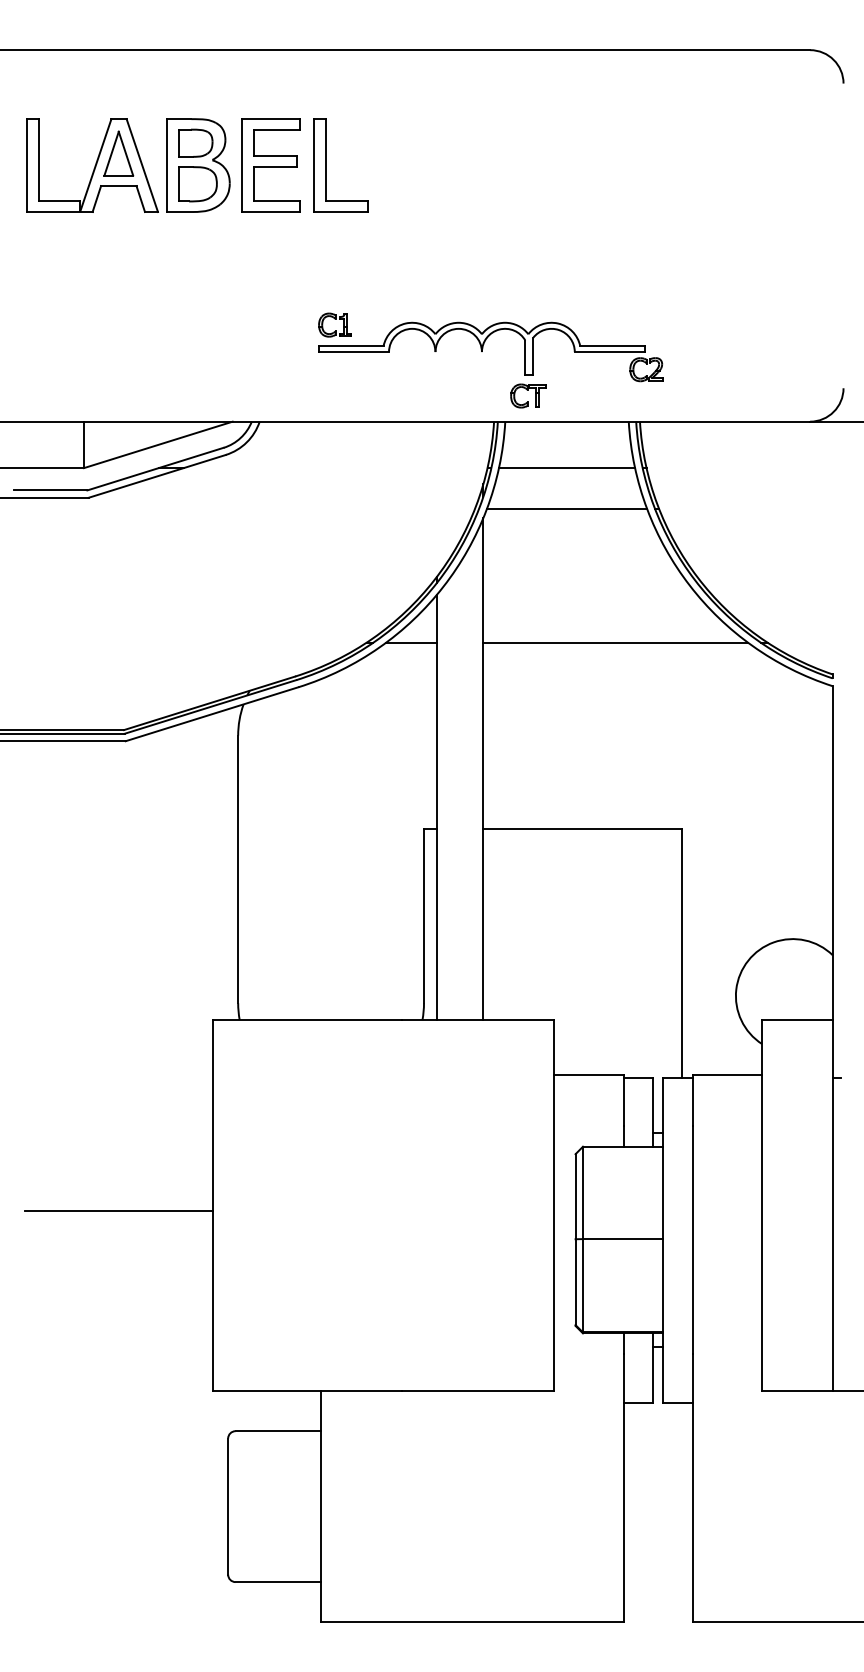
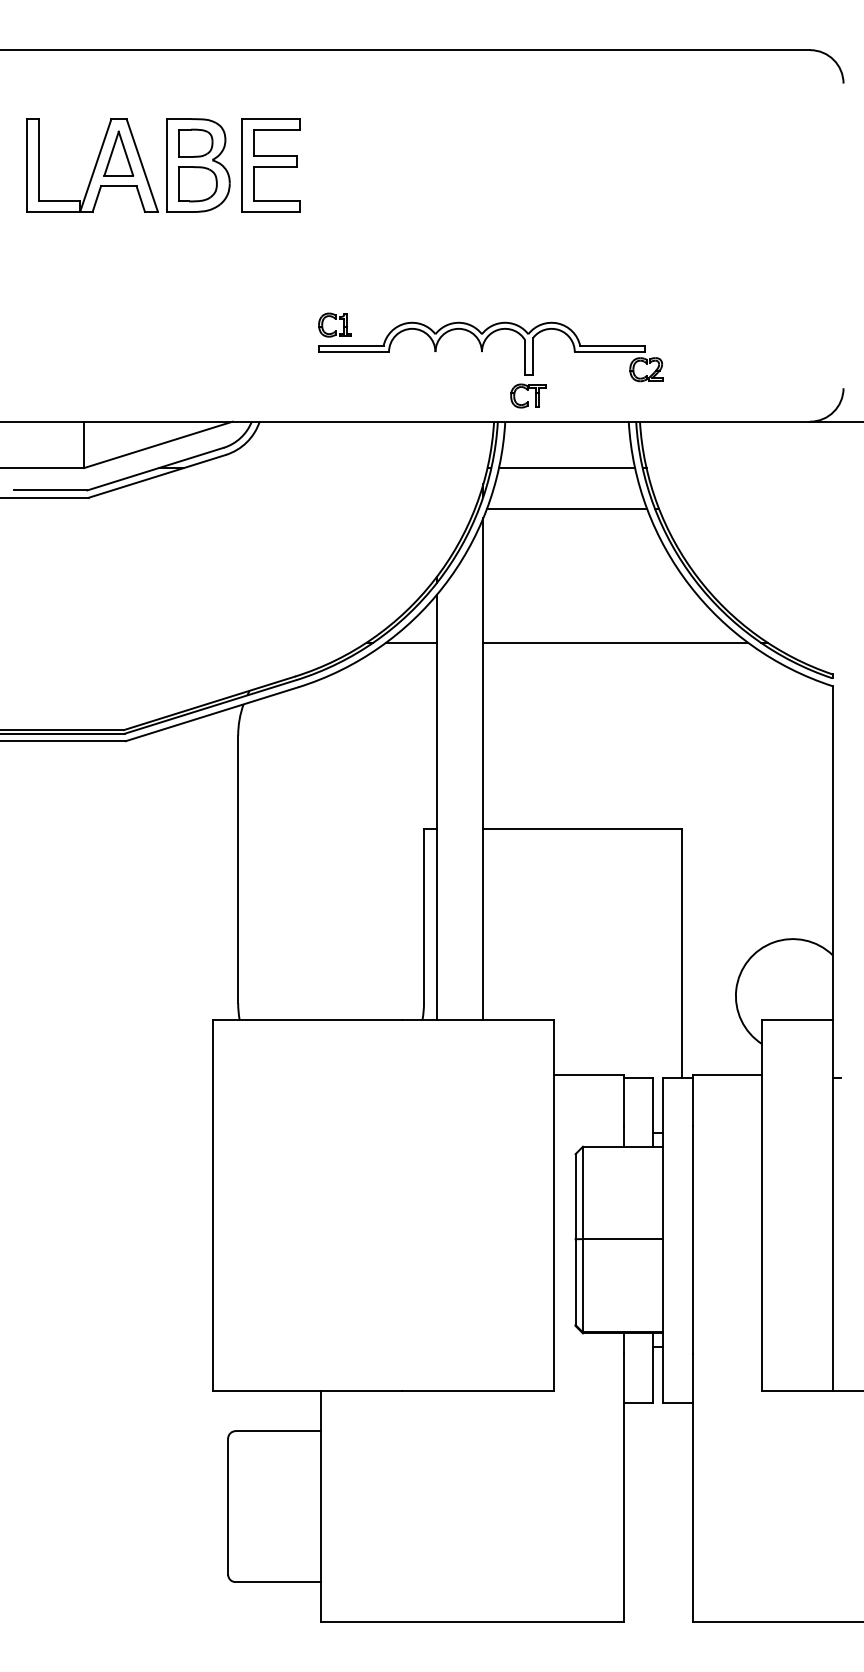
part: present -> none (326, 165)
line: present -> none (118, 1211)
